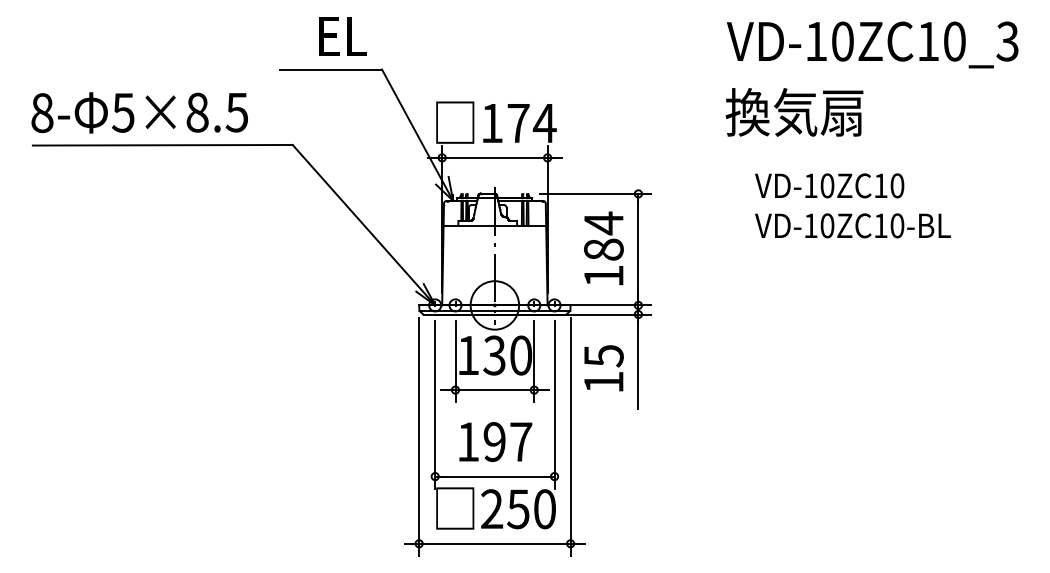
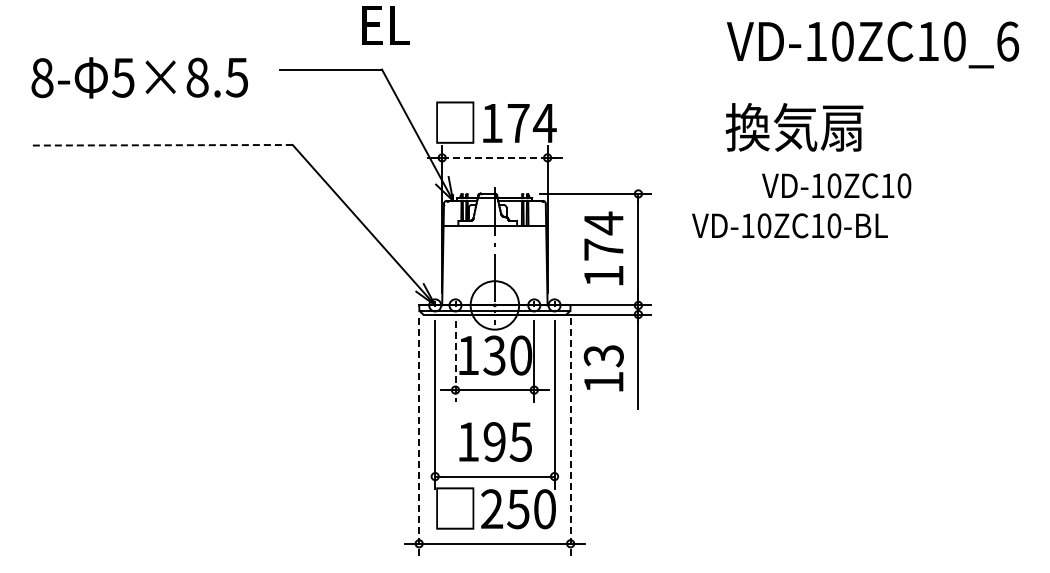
text position: (342, 36) -> (385, 25) (385, 25)
text: VD-10ZC10_3 -> VD-10ZC10_6 (1007, 41)
text position: (139, 112) -> (139, 77) (139, 77)
text position: (794, 112) -> (794, 127) (794, 127)
line: solid -> dashed (162, 145)
line: solid -> dashed (494, 157)
text position: (829, 185) -> (836, 185) (836, 185)
text position: (852, 225) -> (789, 225) (789, 225)
text: 184 -> 174 (603, 249)
text: 15 -> 13 (603, 356)
line: solid -> dashed (455, 362)
line: solid -> dashed (419, 437)
line: solid -> dashed (570, 437)
text: 197 -> 195 (520, 442)
